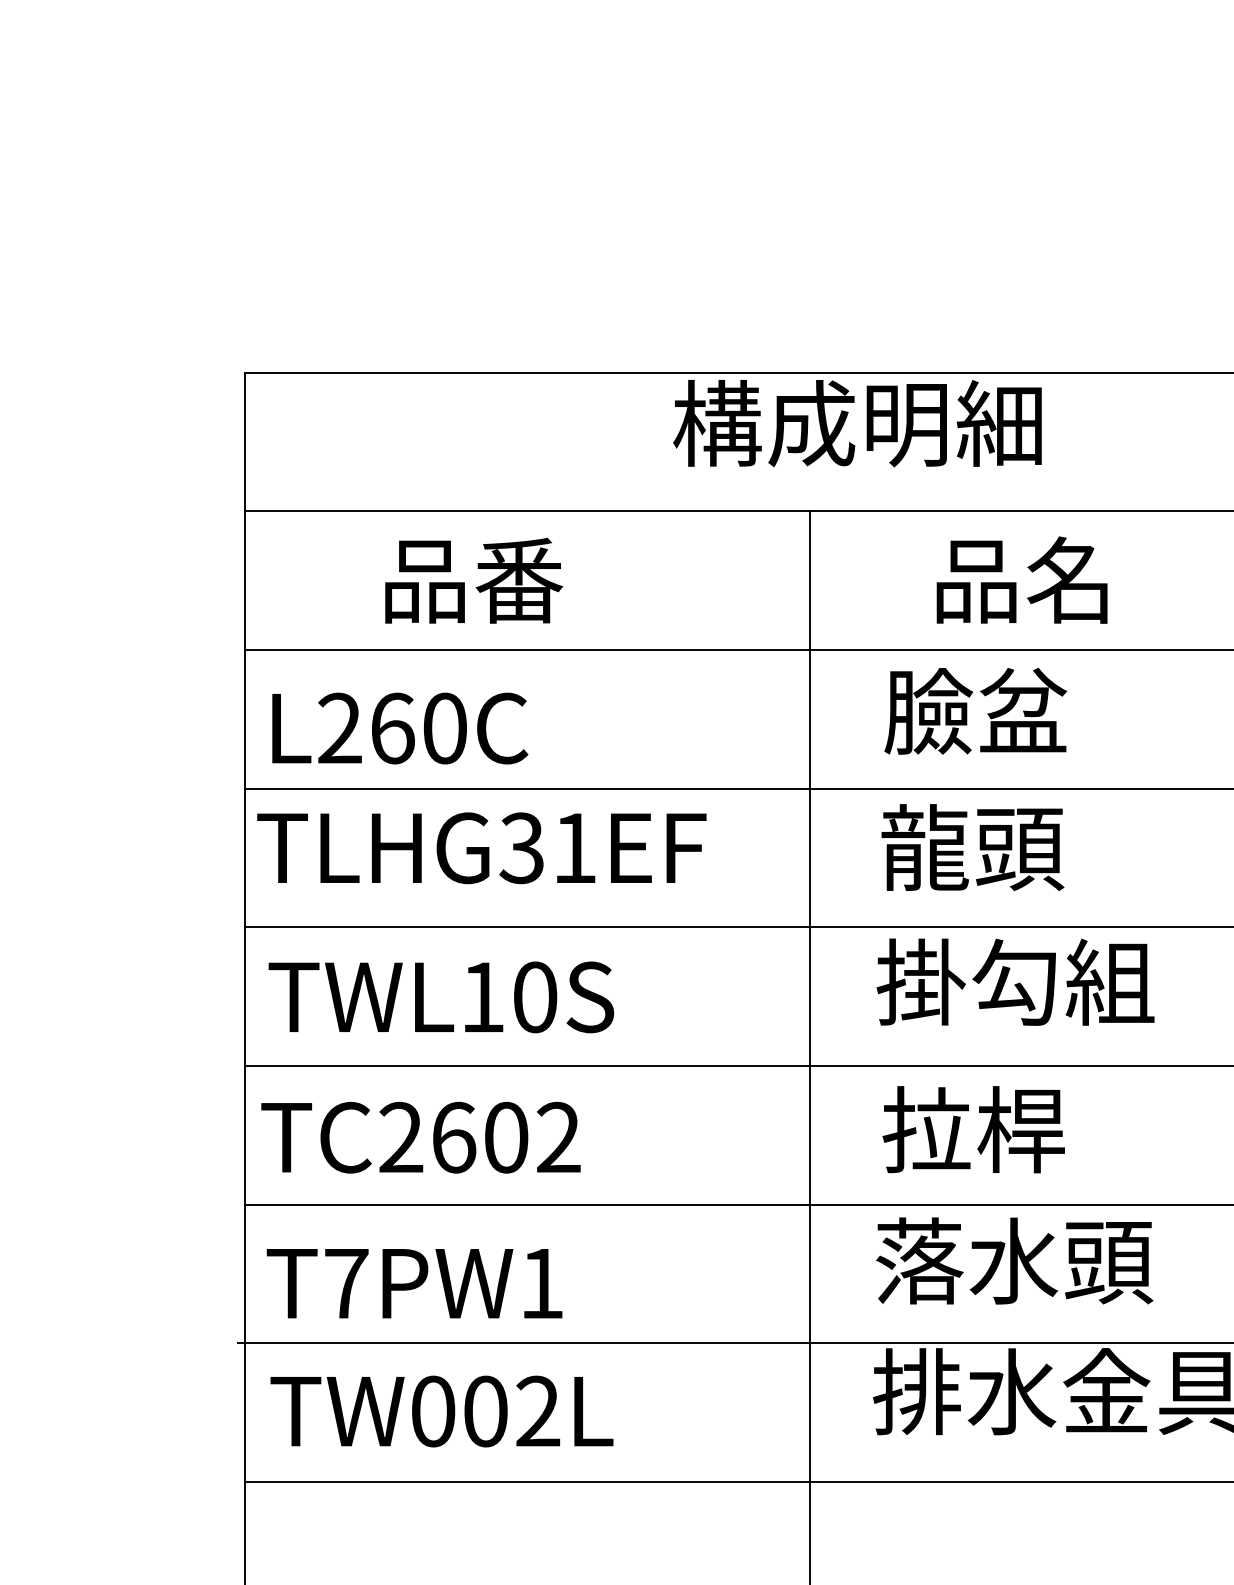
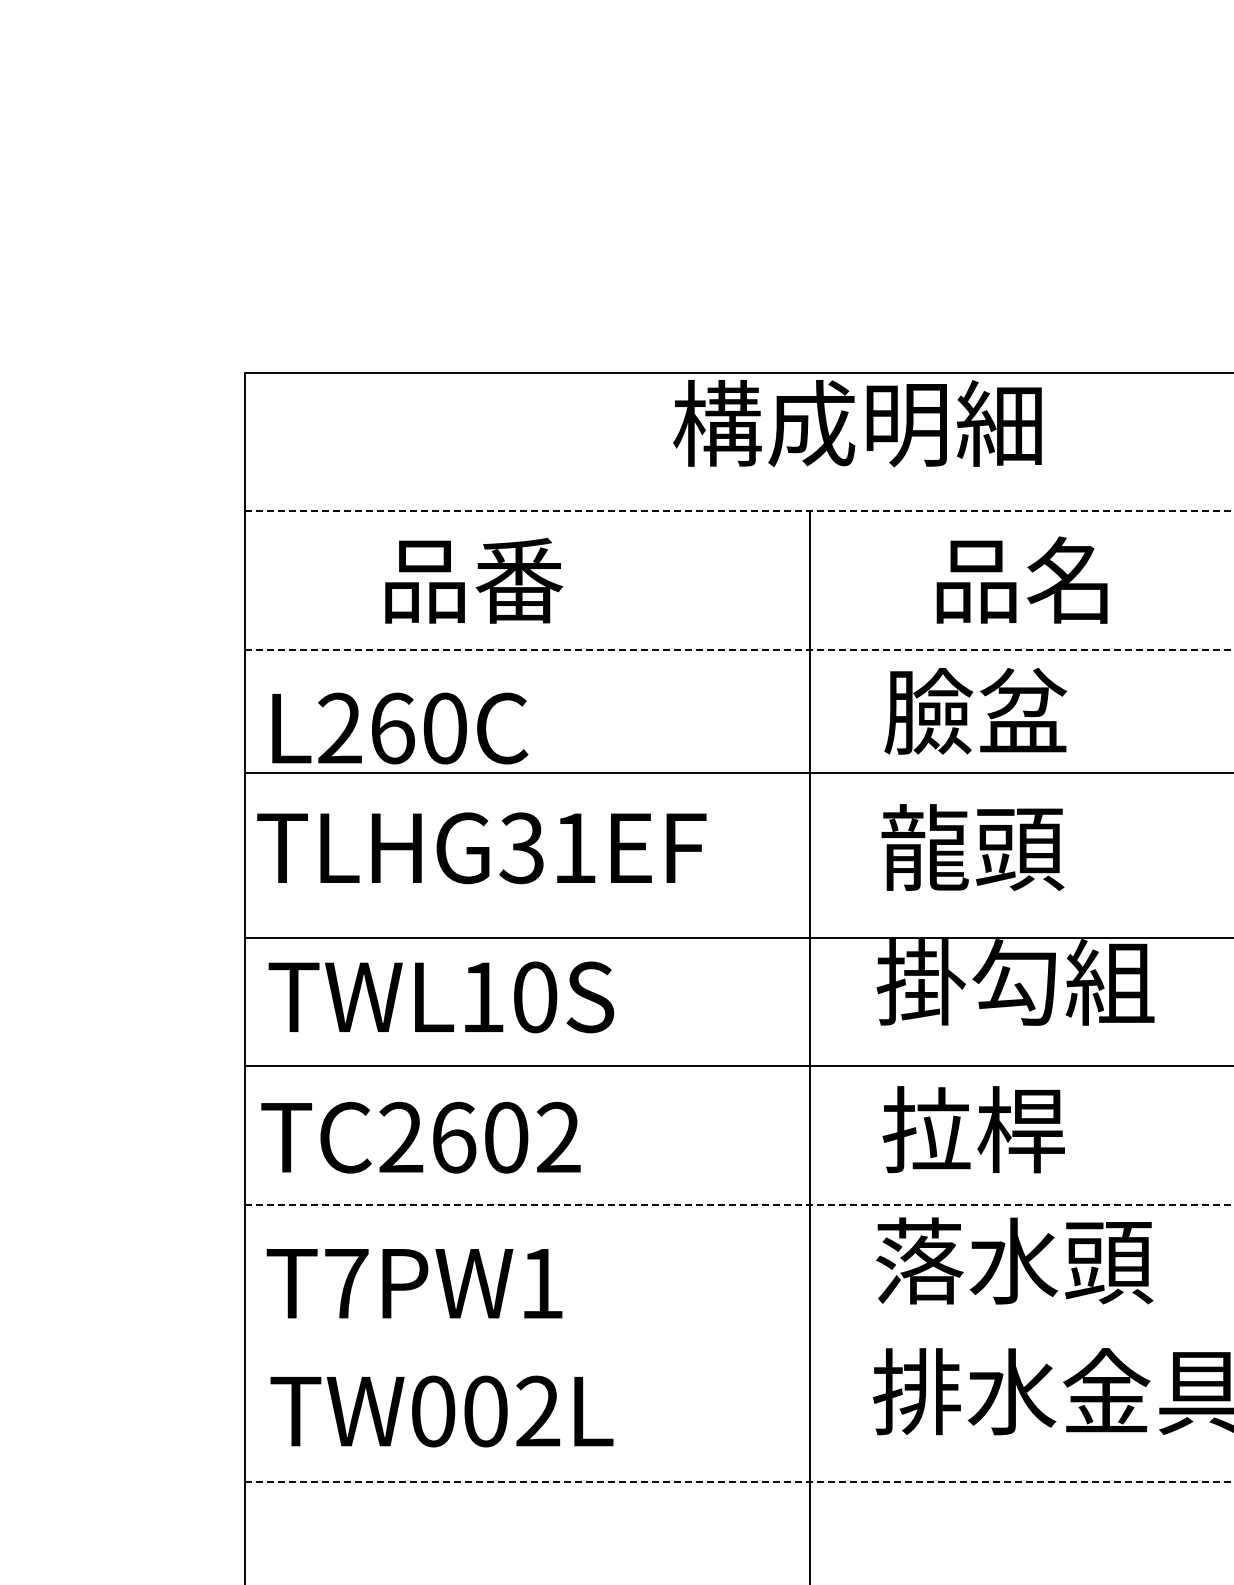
line: solid -> dashed (739, 511)
line: solid -> dashed (739, 649)
line position: (737, 788) -> (737, 772) (737, 772)
line position: (737, 927) -> (737, 938) (737, 938)
line: solid -> dashed (739, 1204)
line: present -> none (733, 1343)
line: solid -> dashed (739, 1482)
